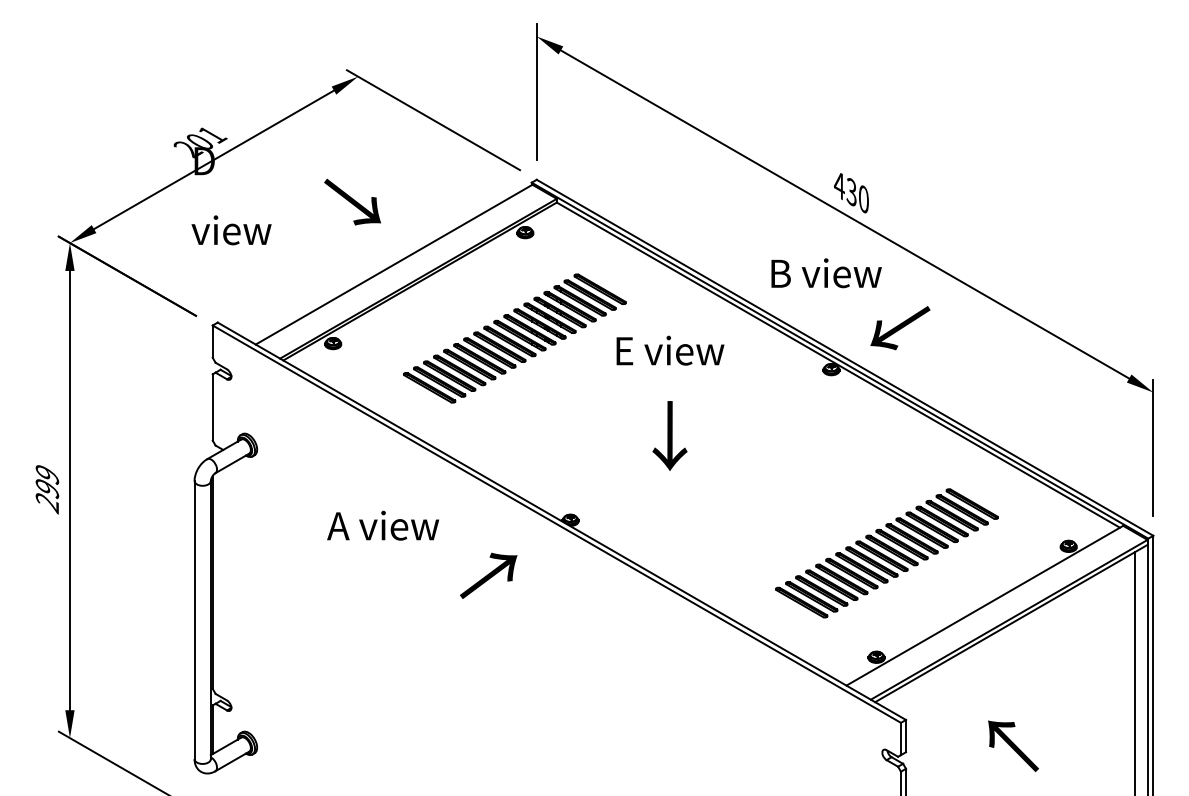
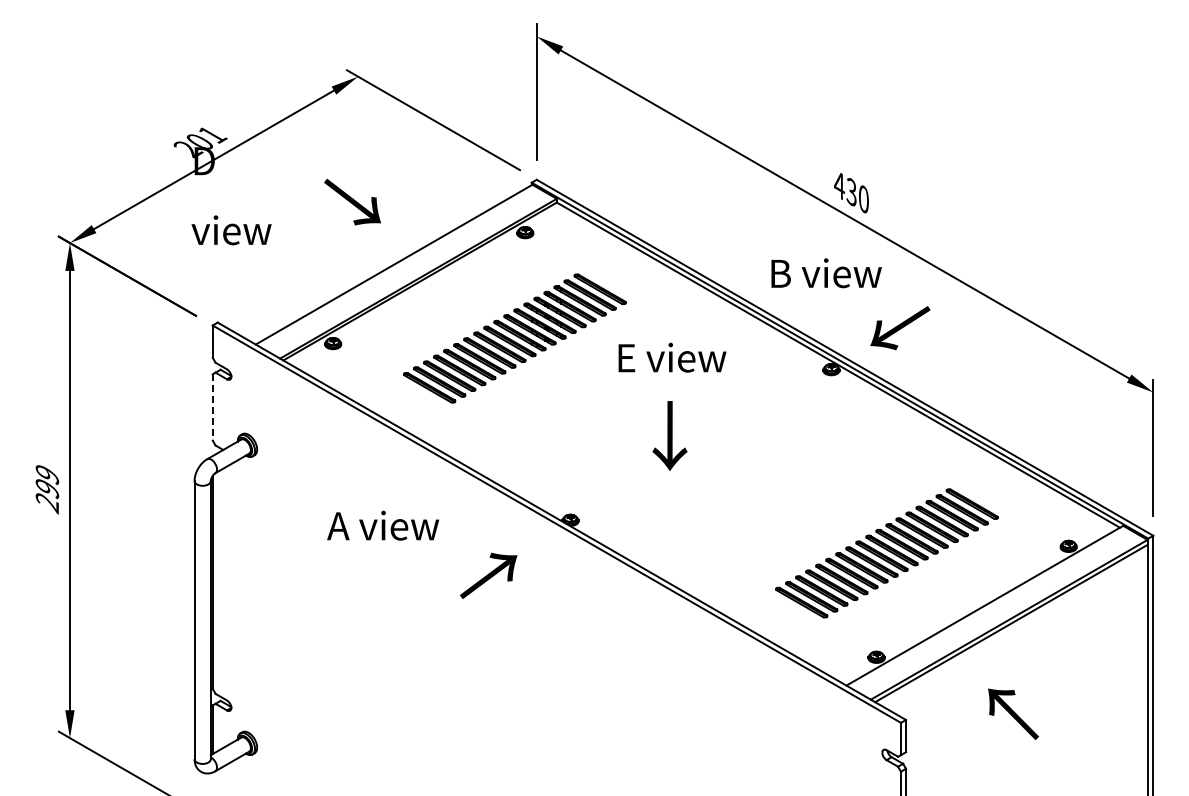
text position: (670, 350) -> (672, 357) (672, 357)
line: solid -> dashed (212, 407)
line: present -> none (1135, 671)
text position: (1013, 745) -> (1013, 713) (1013, 713)
